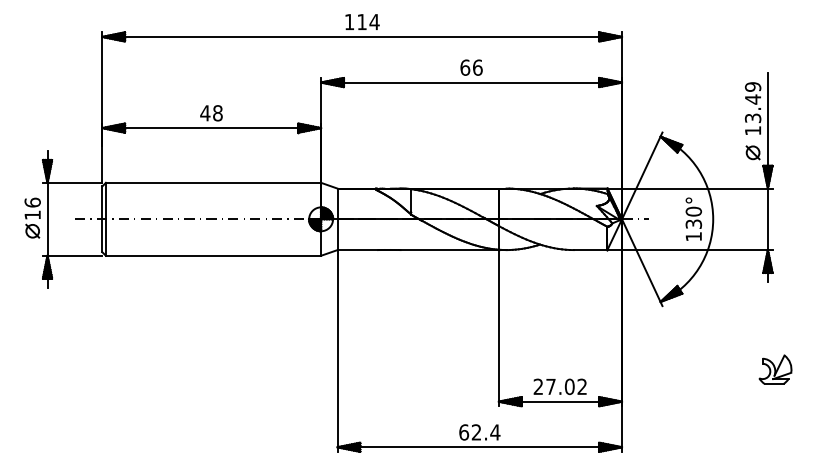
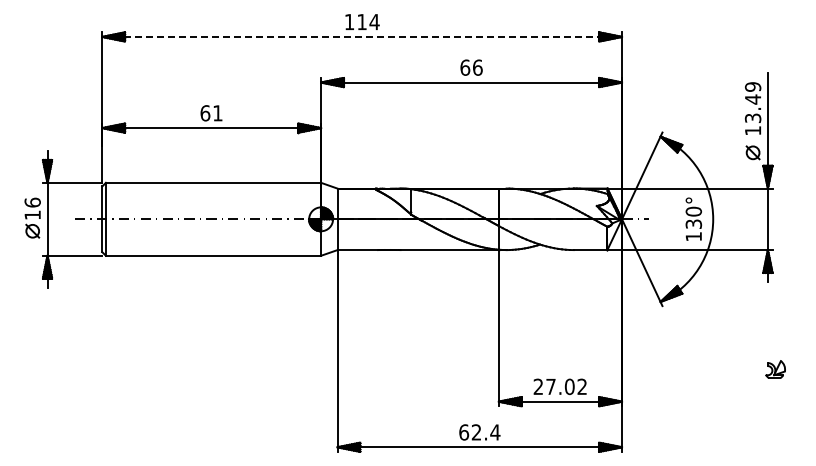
line: solid -> dashed (362, 36)
text: 48 -> 61 (211, 113)
part size: 35x31 px -> 21x19 px (775, 369)
